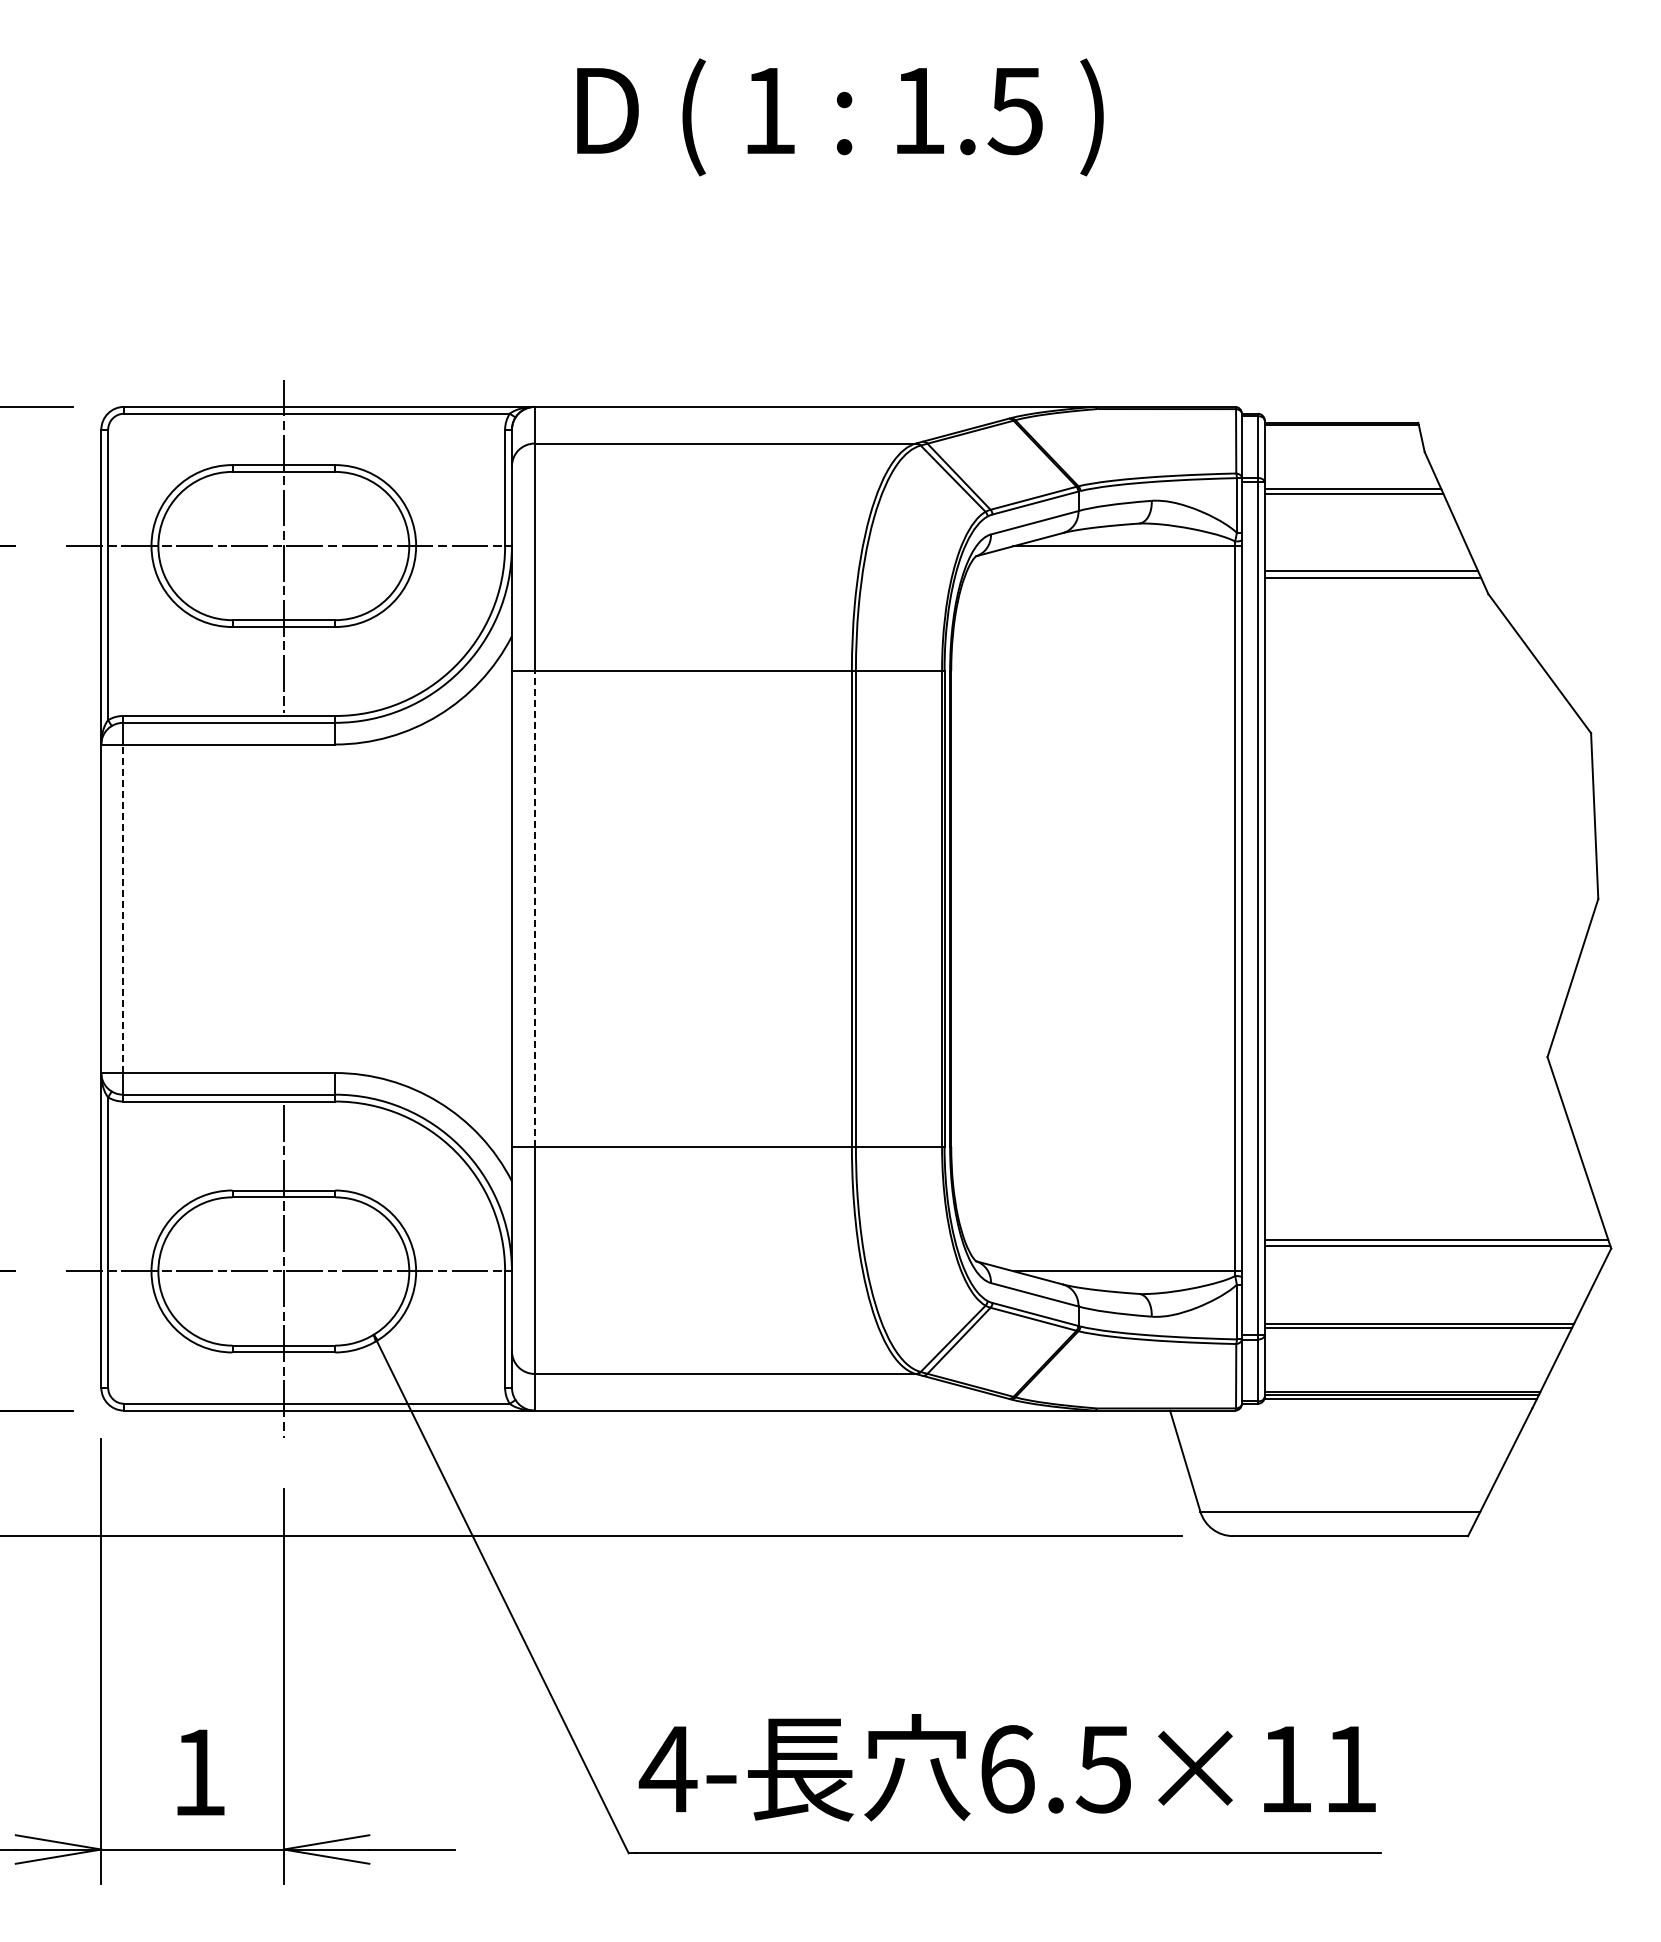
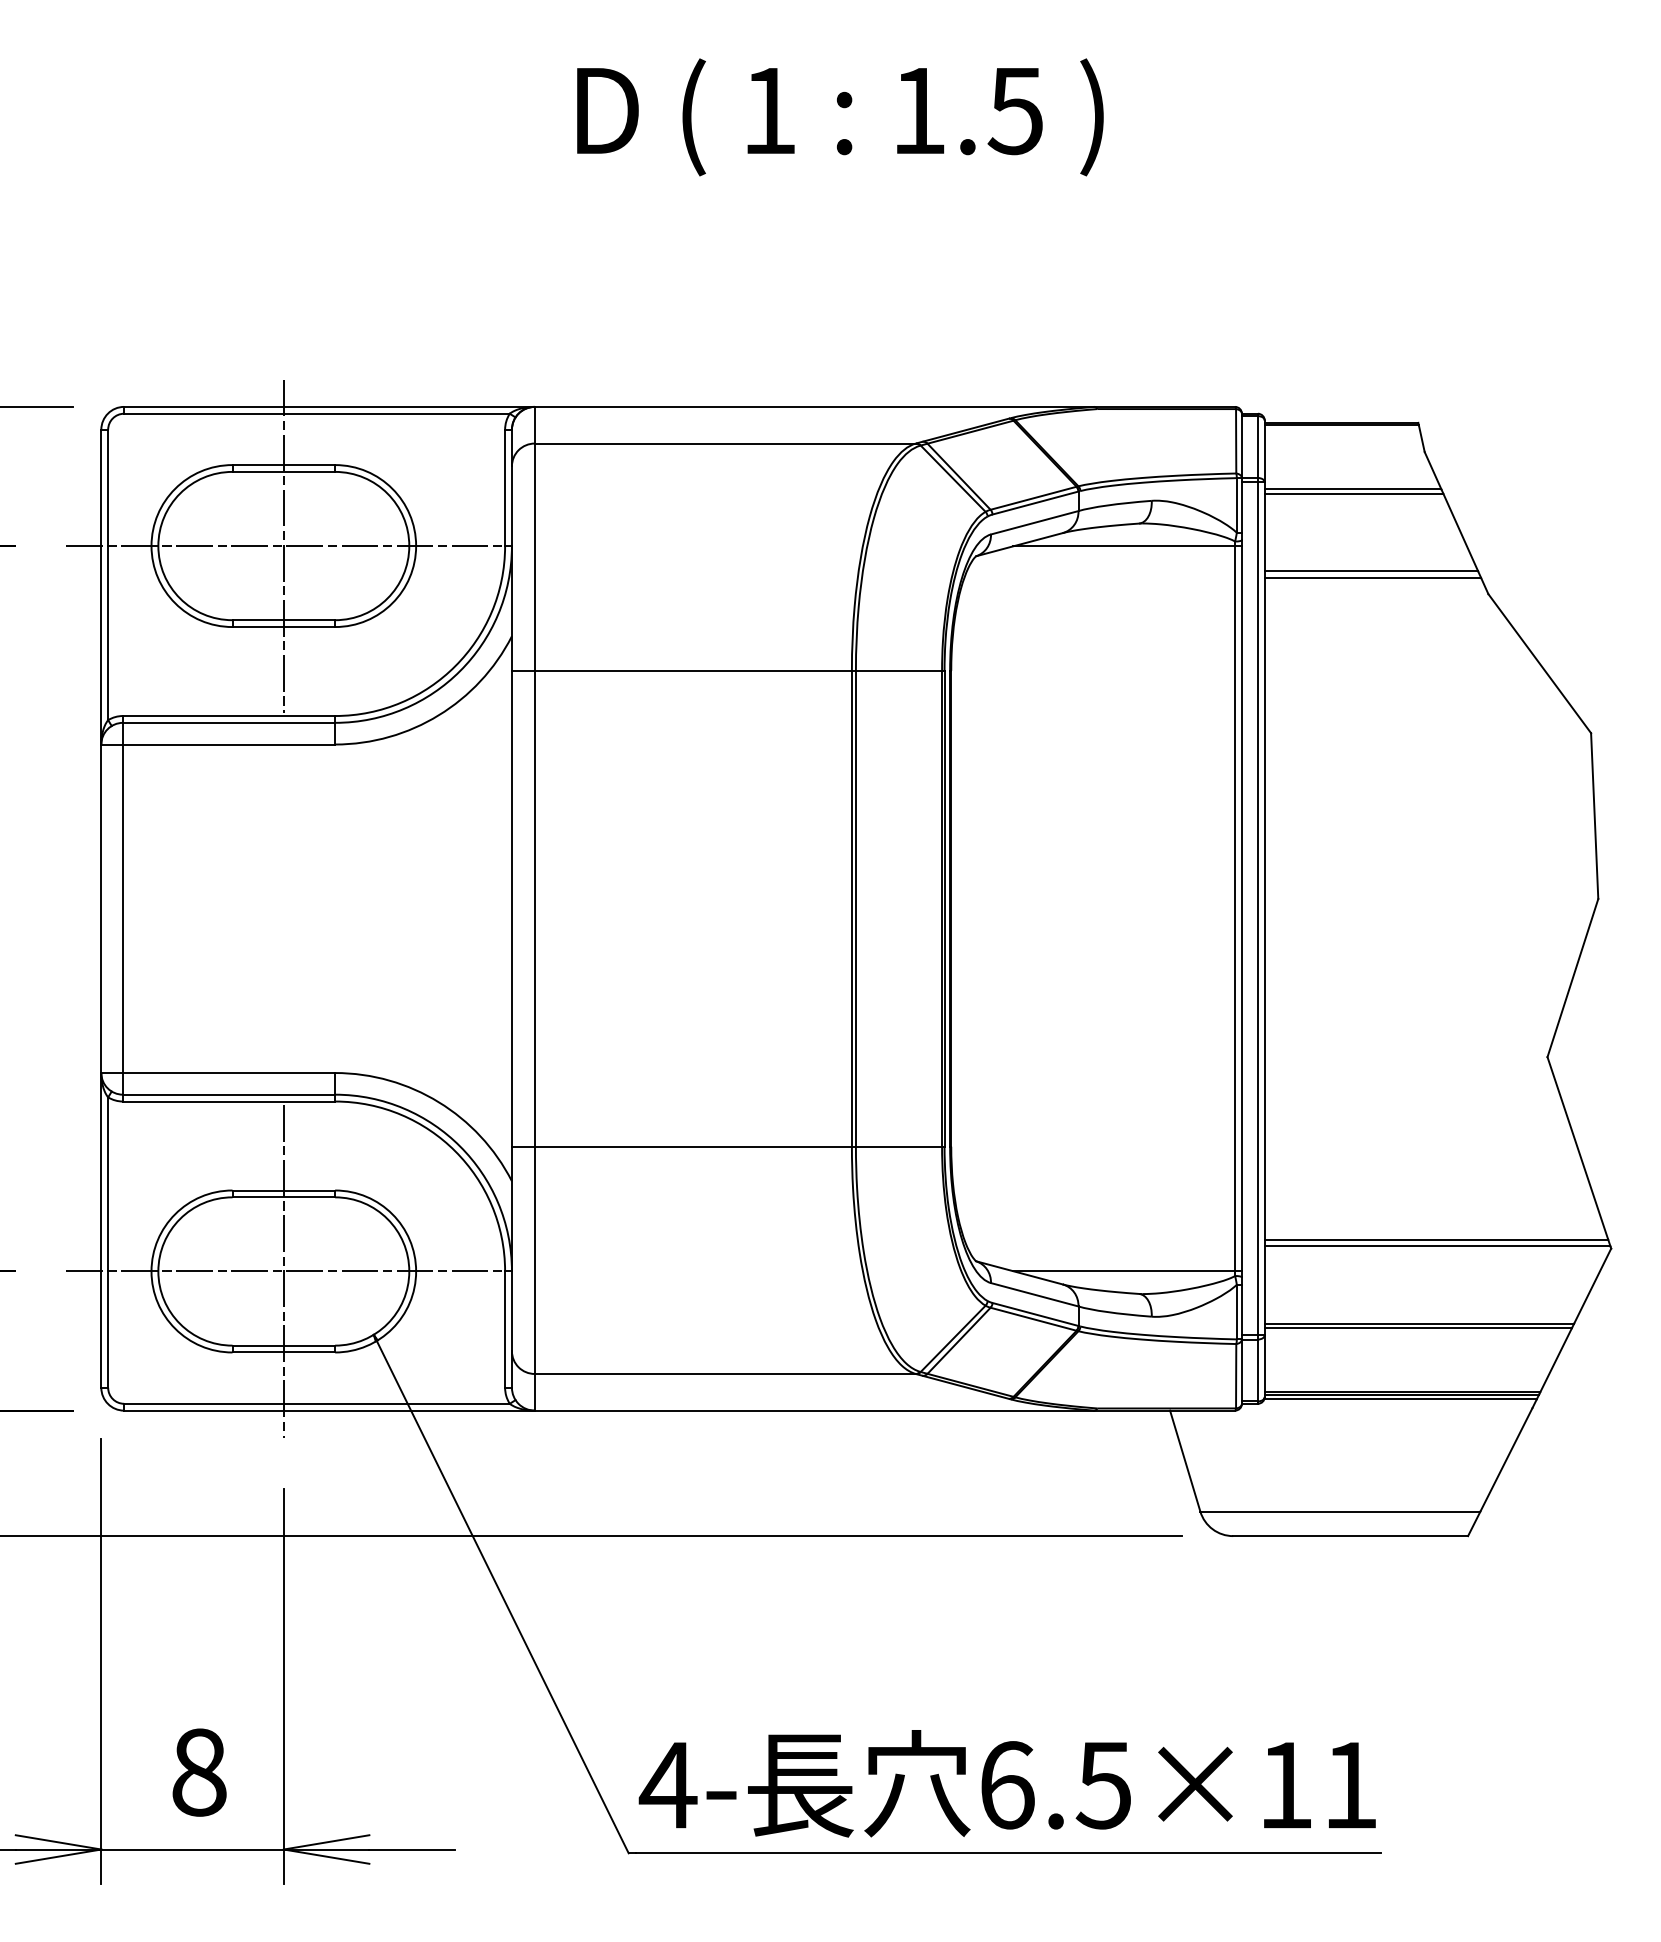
line: dashed -> solid (123, 908)
line: dashed -> solid (534, 908)
text position: (1006, 1767) -> (1006, 1783) (1006, 1783)
text: 1 -> 8 (199, 1772)
